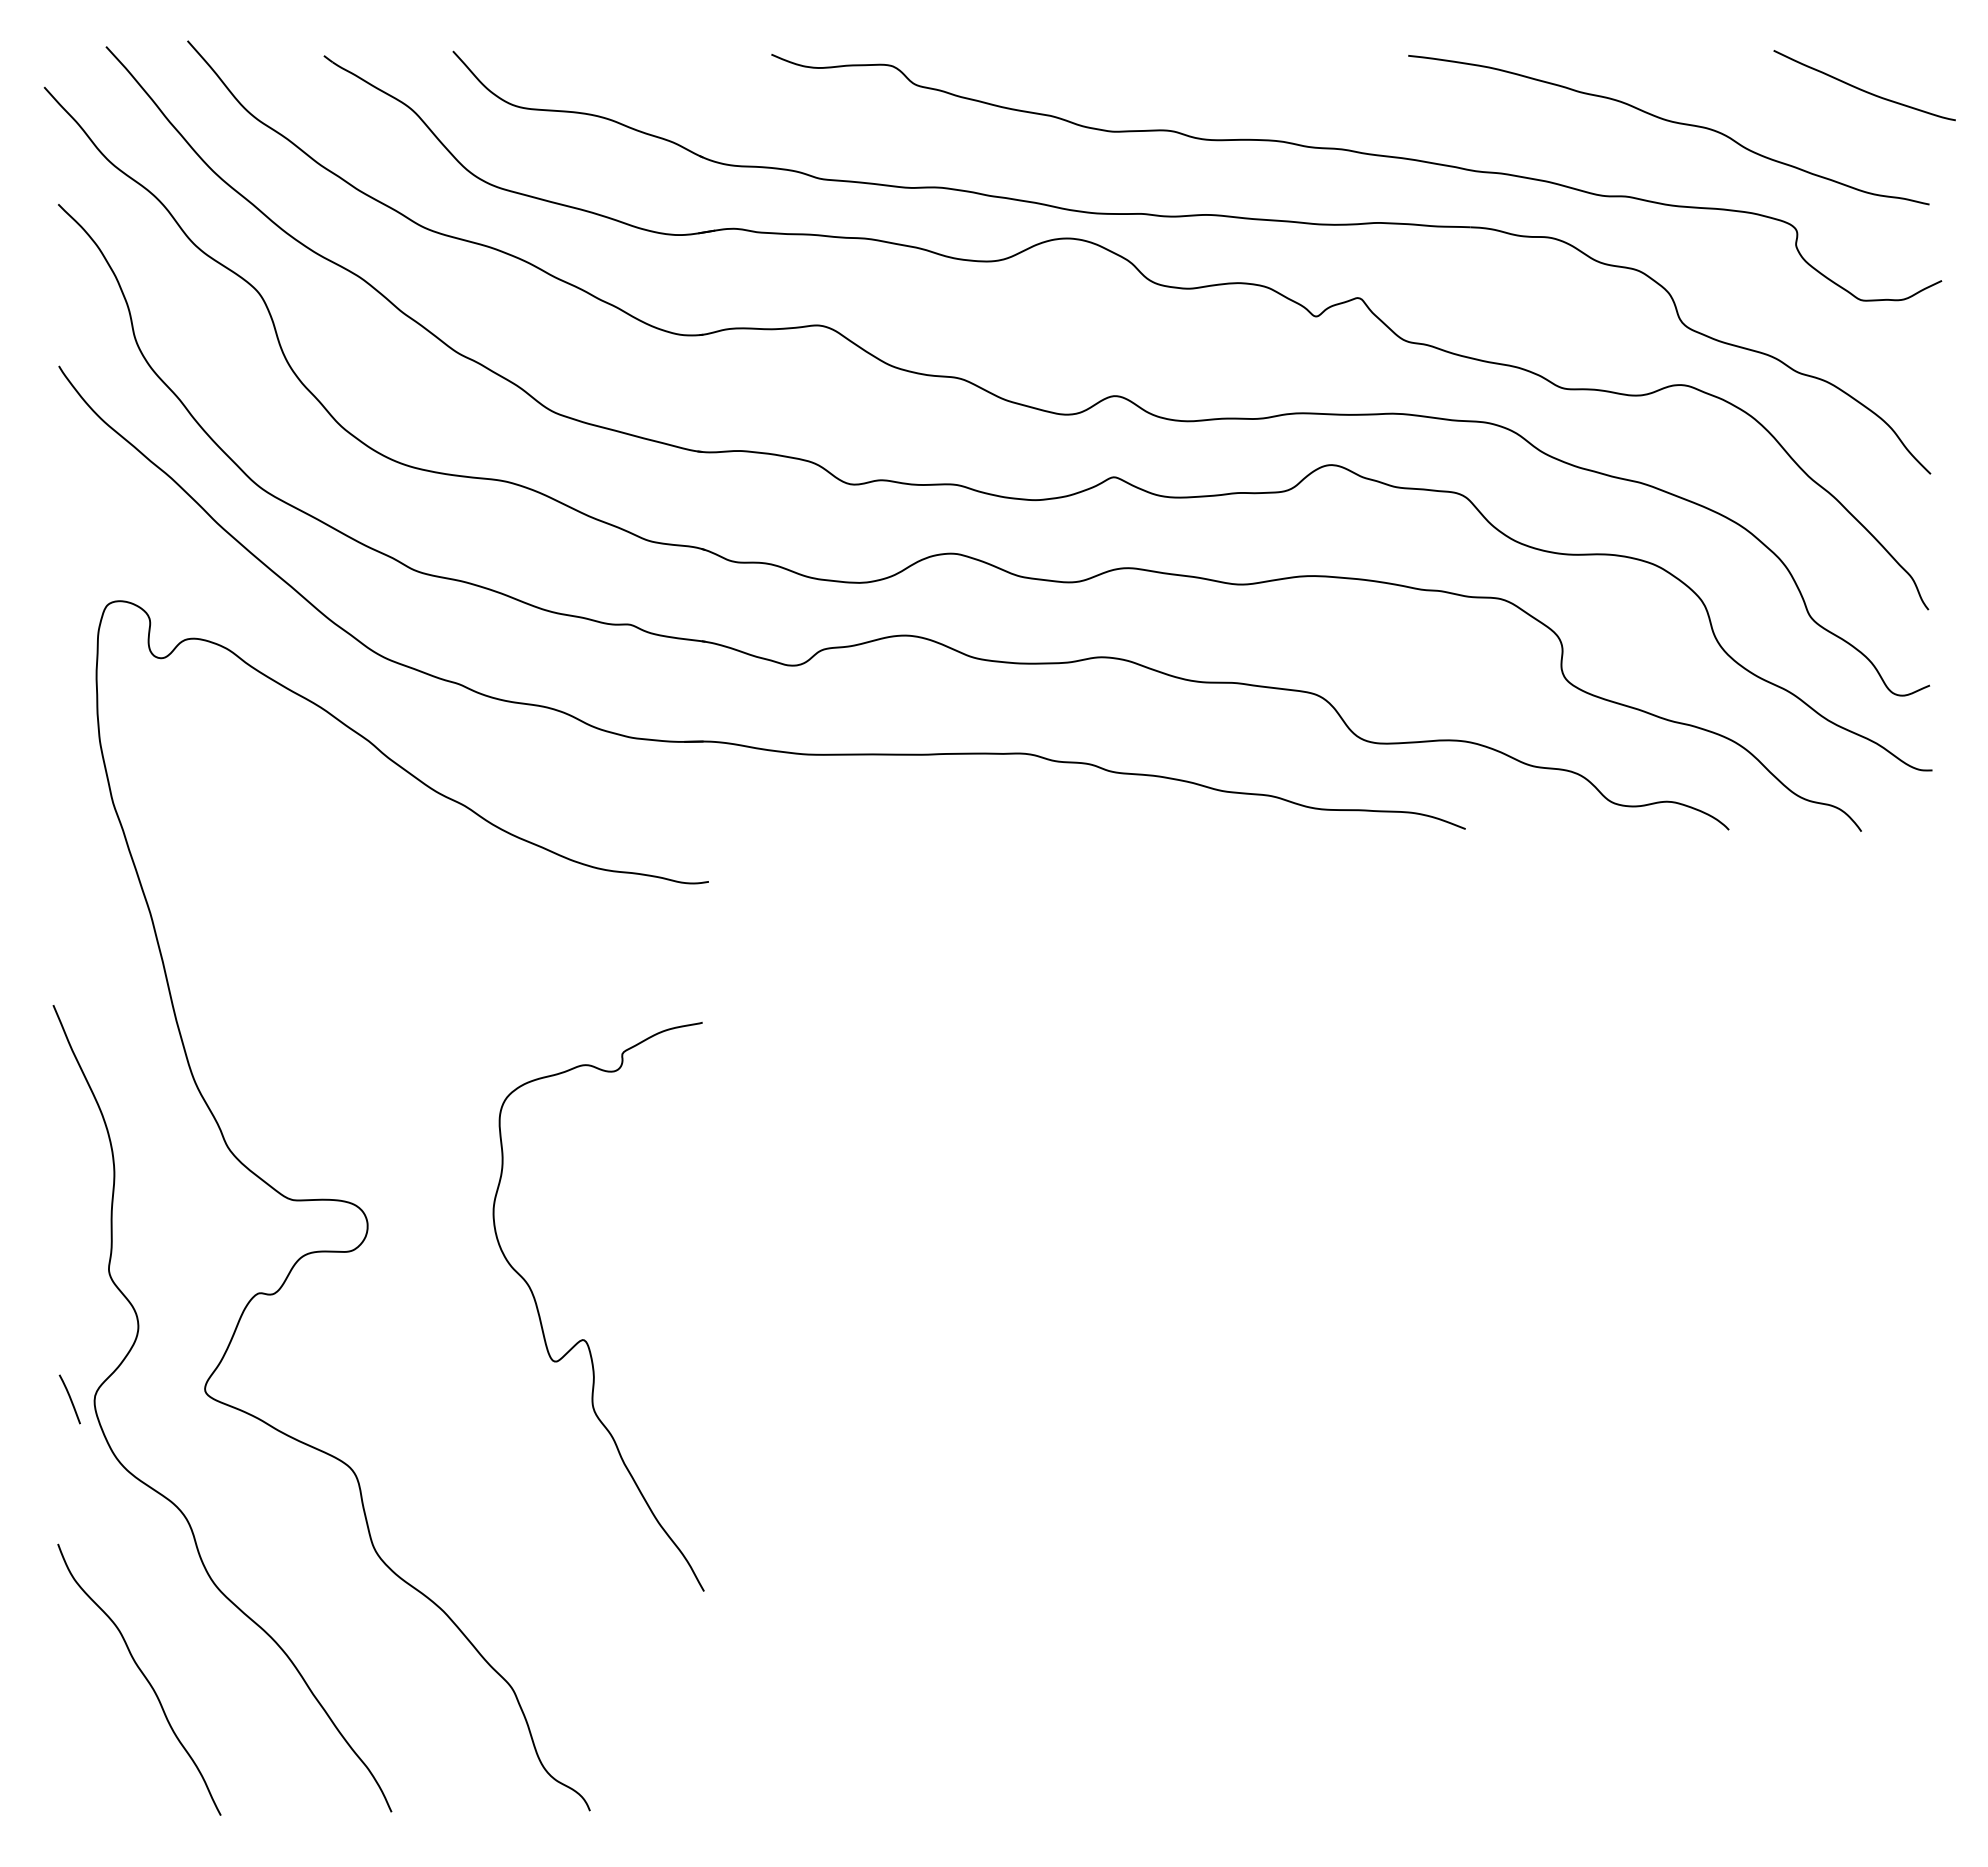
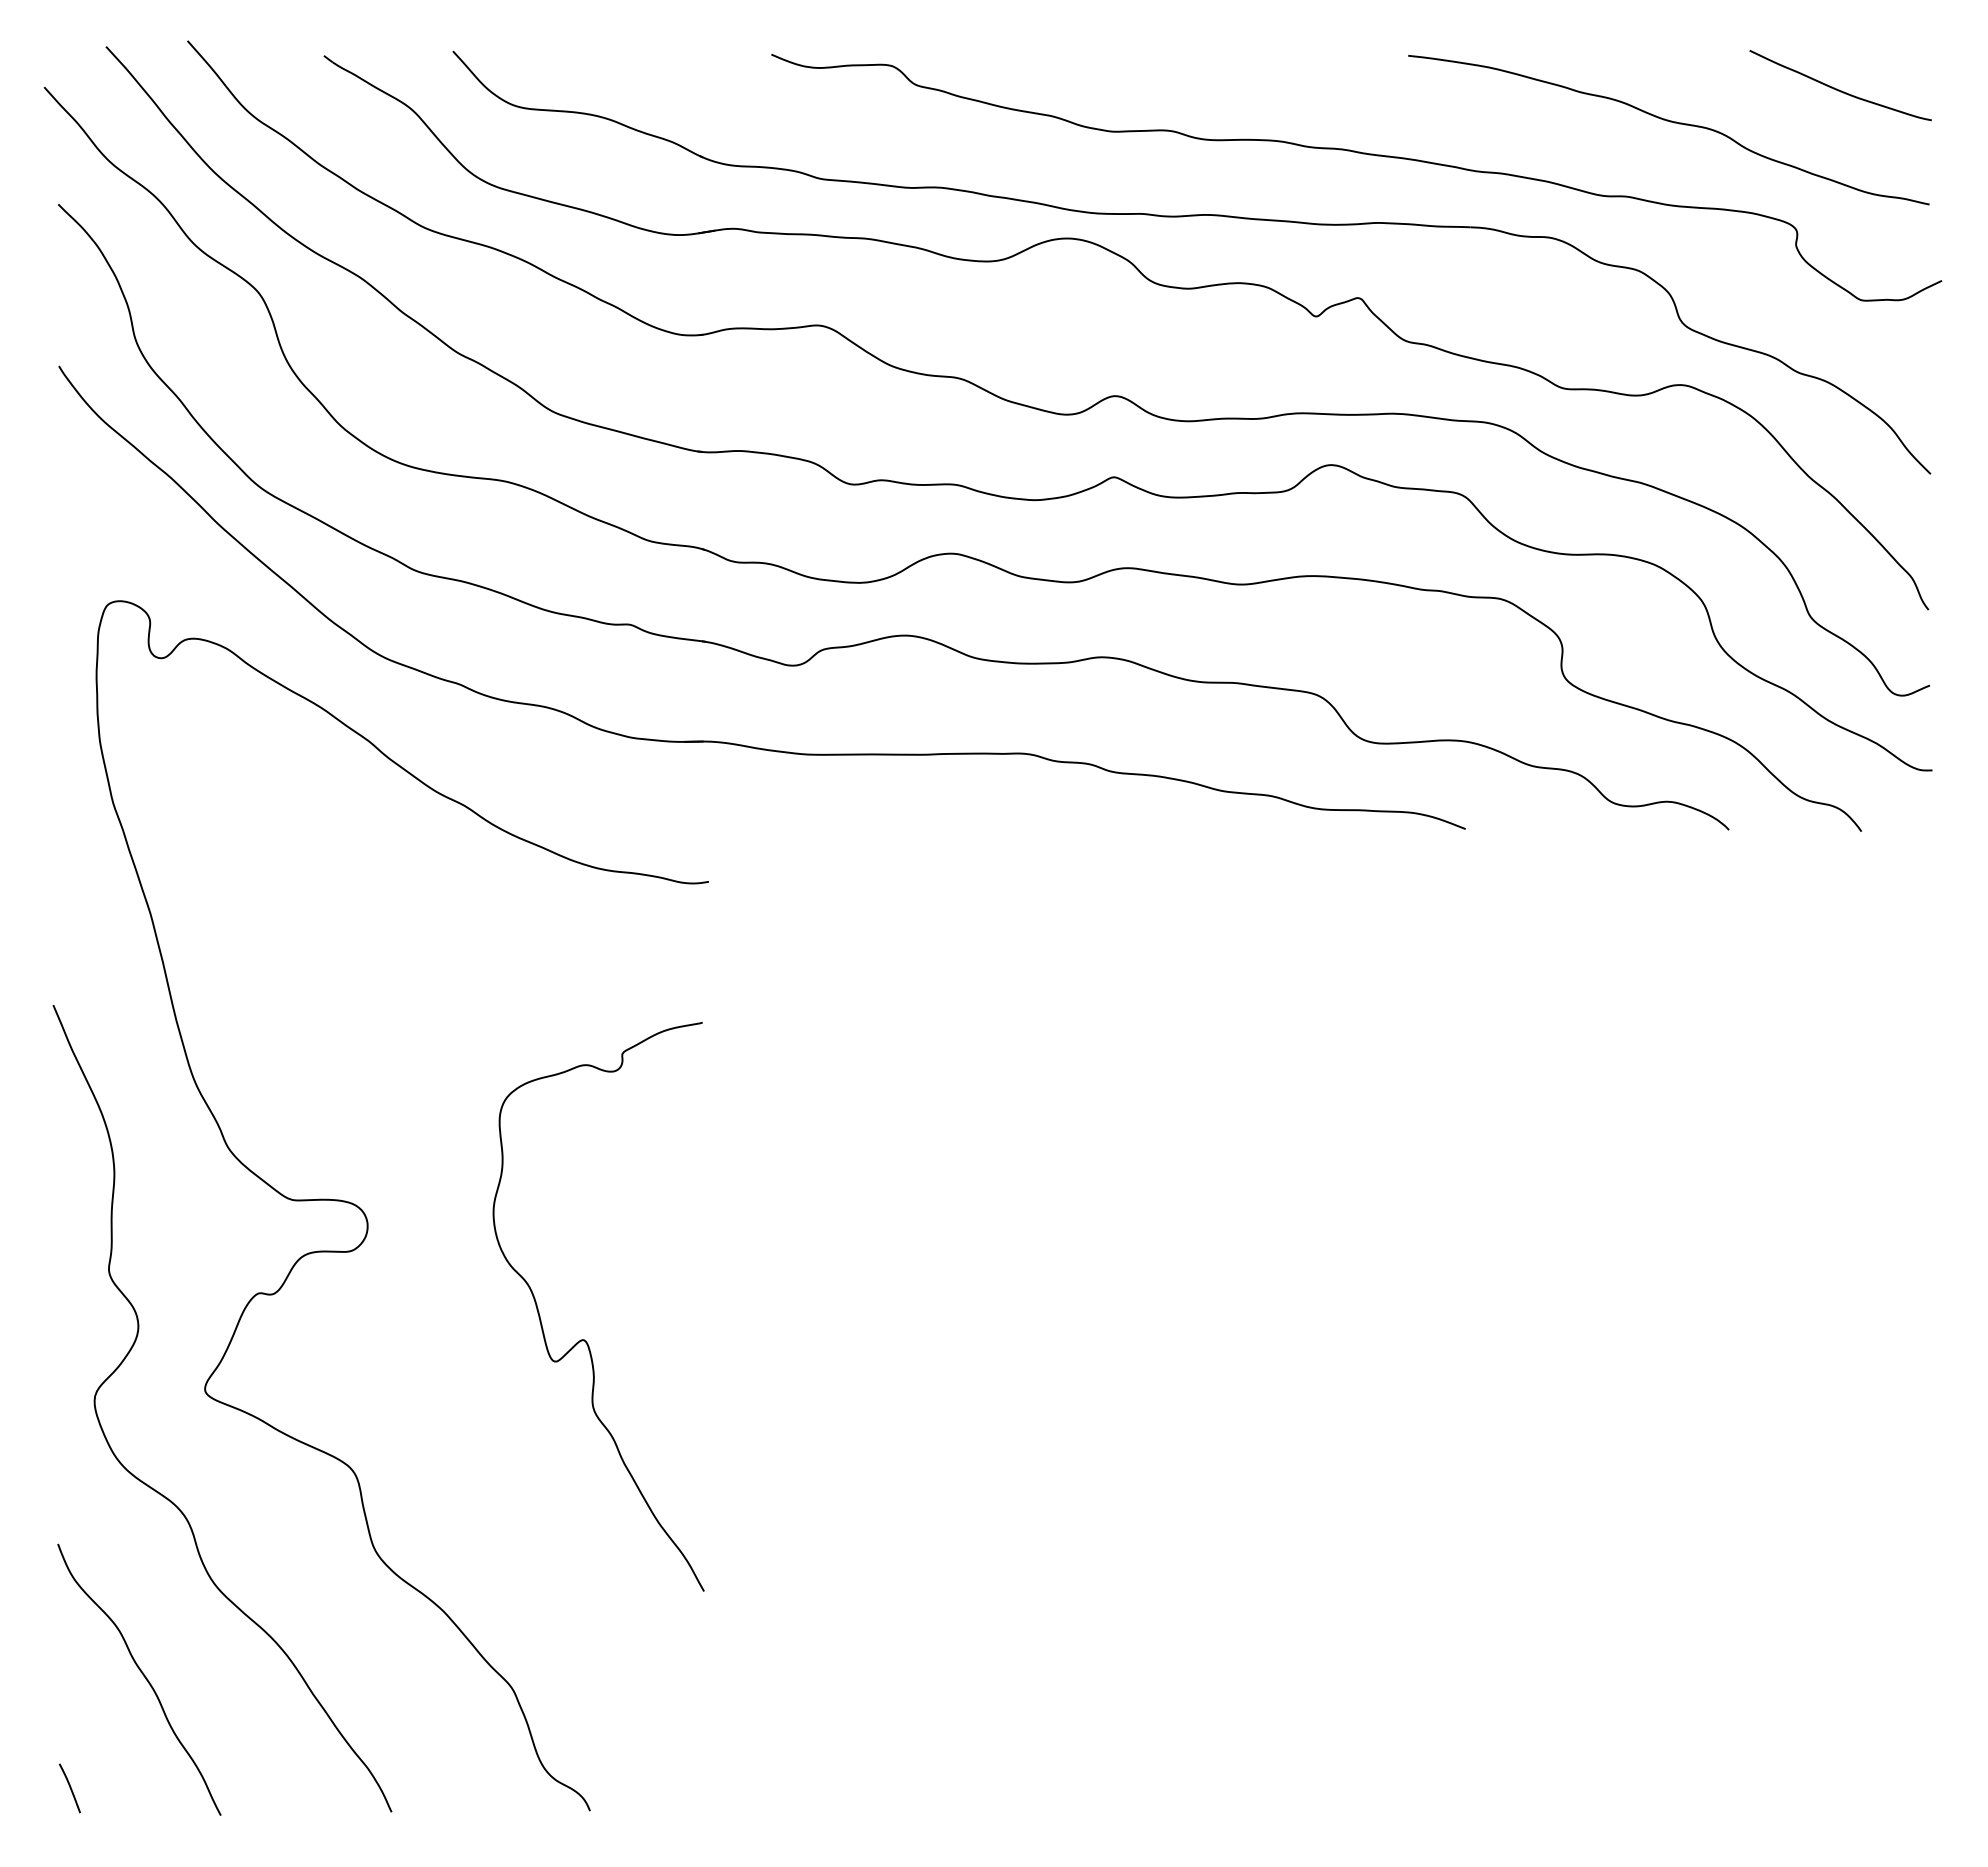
curve position: (1863, 89) -> (1839, 89) (1839, 89)
curve position: (69, 1398) -> (69, 1787) (69, 1787)
